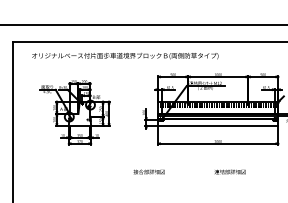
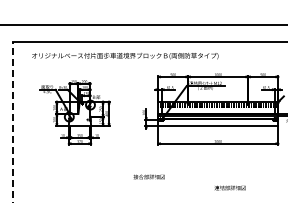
line: solid -> dashed (13, 121)
text position: (148, 171) -> (148, 176) (148, 176)
text position: (229, 171) -> (229, 187) (229, 187)
